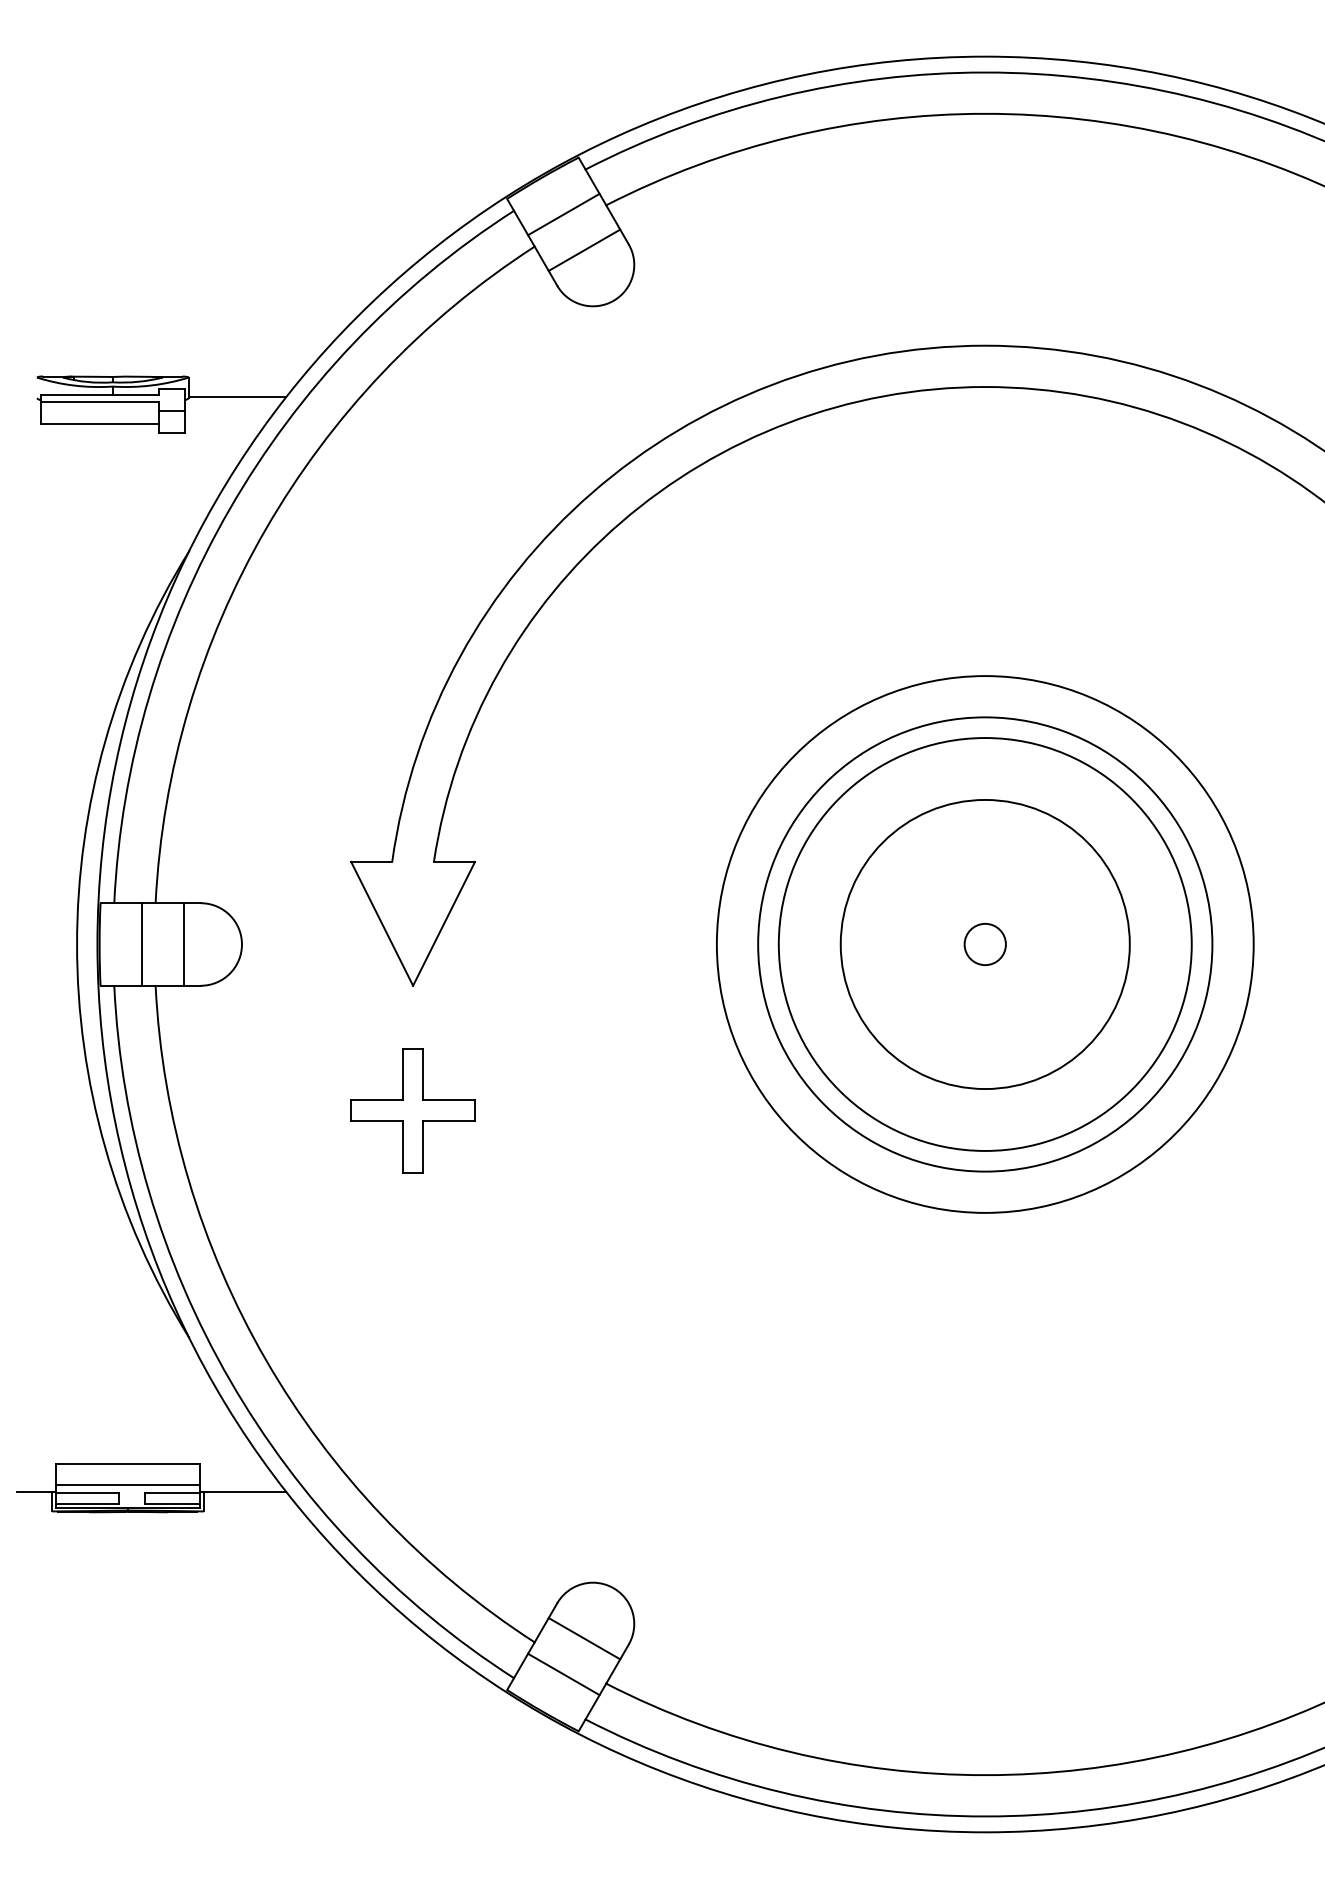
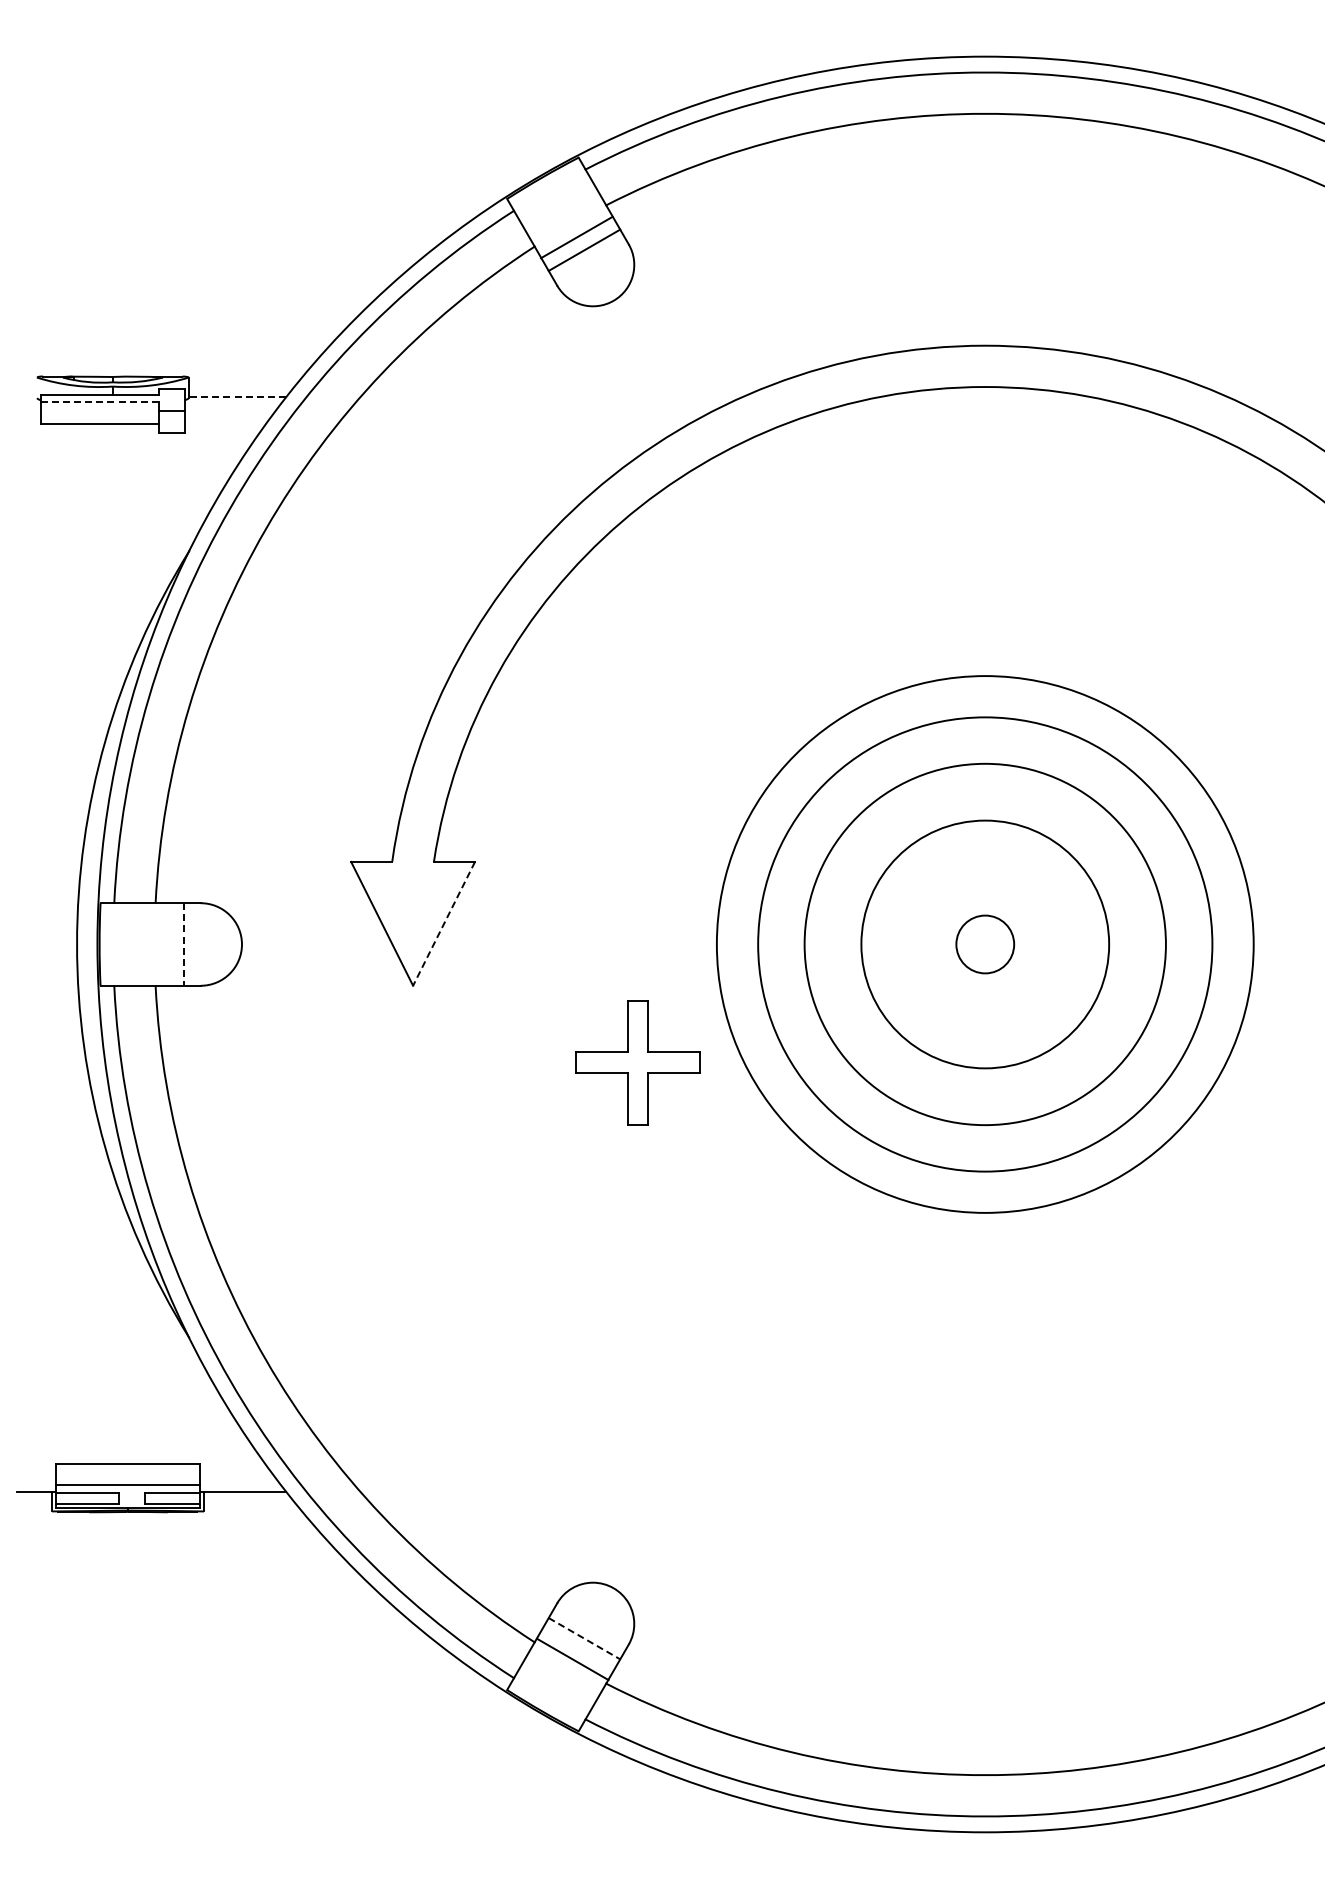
line position: (563, 214) -> (576, 237) (576, 237)
line: solid -> dashed (237, 397)
line: solid -> dashed (100, 402)
line: solid -> dashed (443, 924)
line: present -> none (142, 944)
line: solid -> dashed (183, 944)
circle diameter: 289 px -> 361 px (984, 944)
circle diameter: 41 px -> 58 px (985, 944)
circle diameter: 413 px -> 248 px (985, 944)
part position: (412, 1110) -> (637, 1062) (637, 1062)
line: solid -> dashed (584, 1638)
line position: (563, 1674) -> (572, 1659) (572, 1659)
